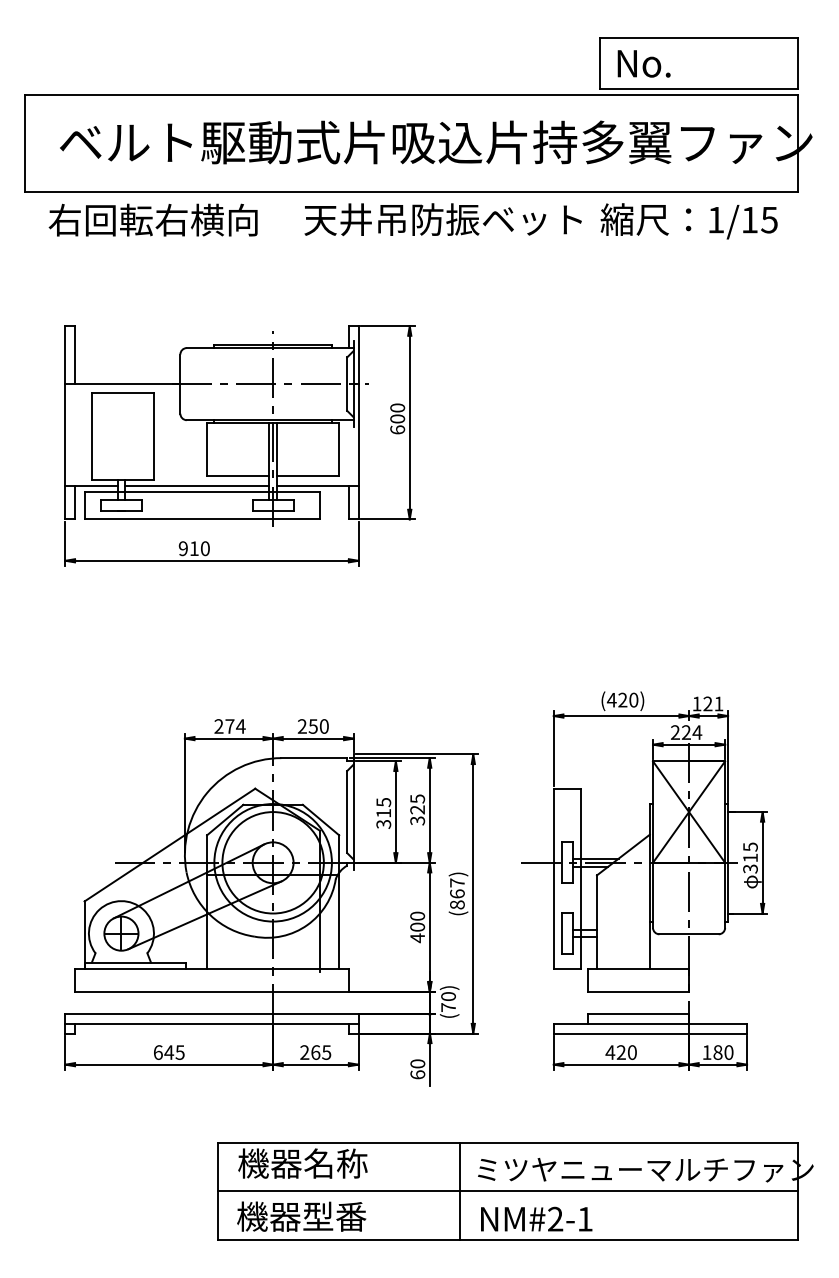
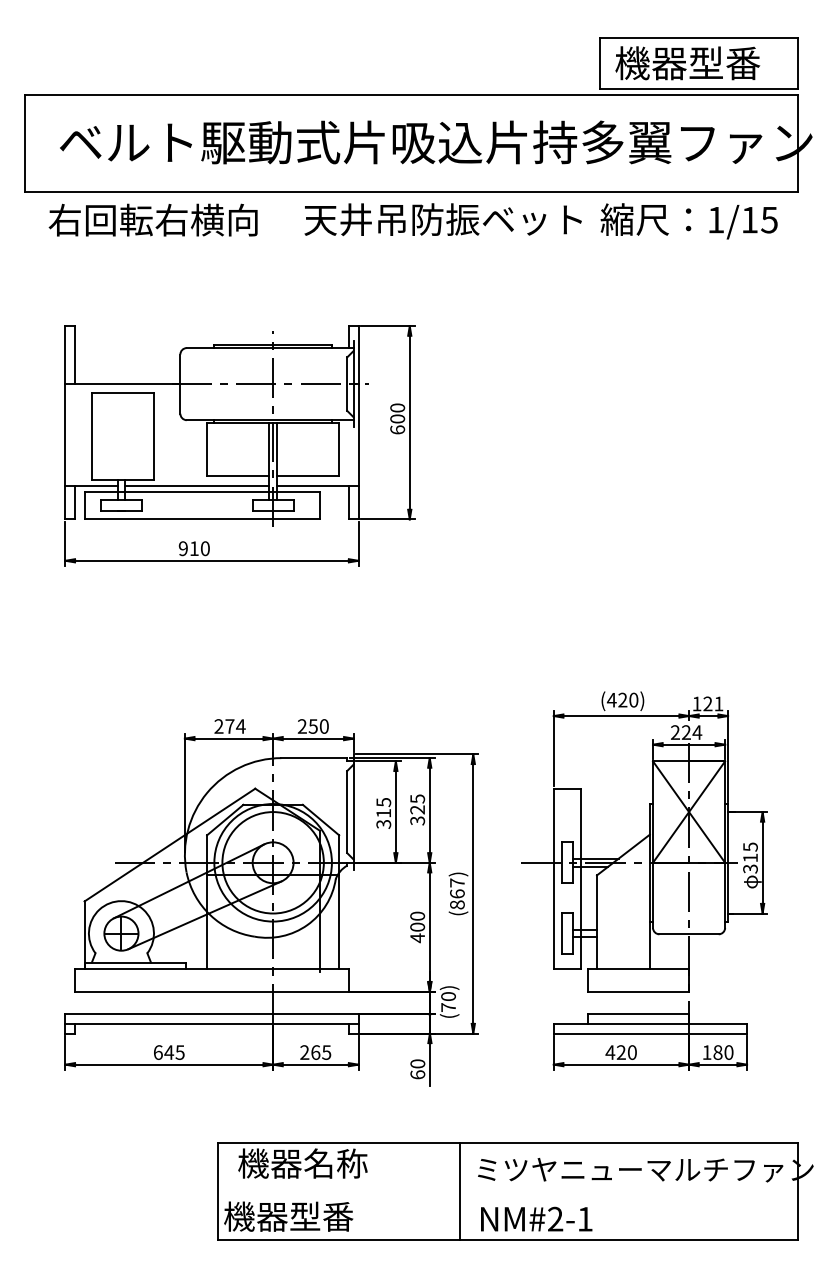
text: No. -> 機器型番 (687, 63)
line: present -> none (508, 1191)
text position: (301, 1216) -> (288, 1216) (288, 1216)
